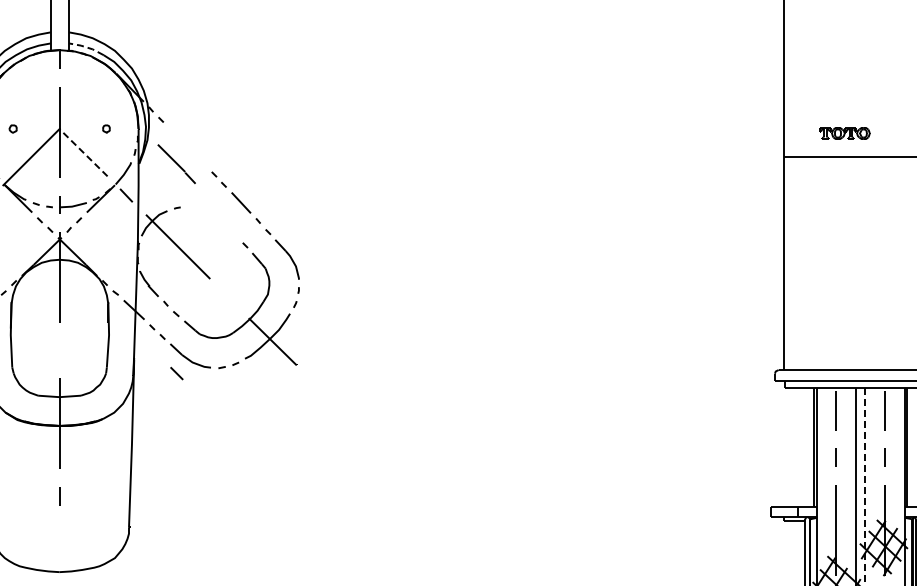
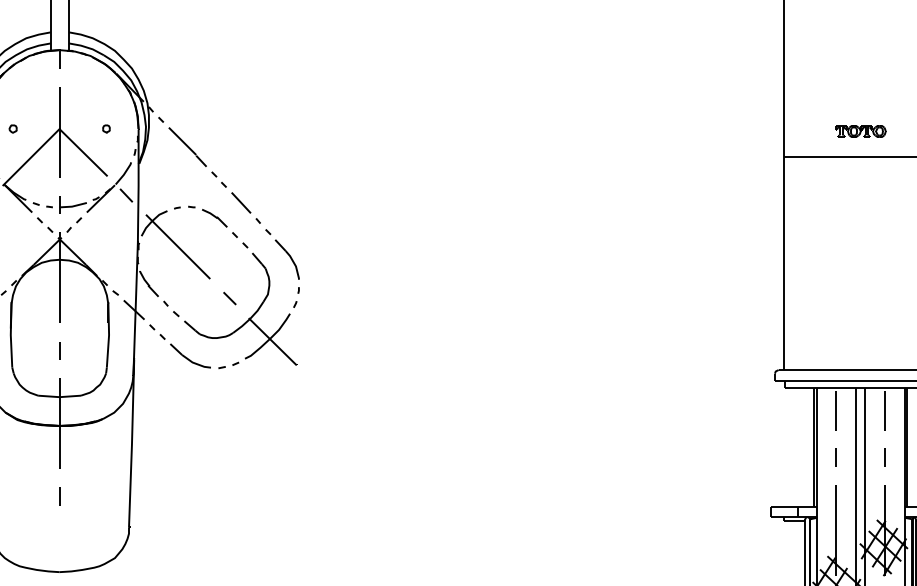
line: dashed -> solid (86, 47)
part position: (844, 133) -> (860, 131) (860, 131)
line: dashed -> solid (83, 152)
line position: (176, 163) -> (187, 146) (187, 146)
part: none -> present (212, 221)
line: none -> present (59, 350)
line position: (176, 373) -> (229, 298) (229, 298)
line: dashed -> solid (865, 487)
